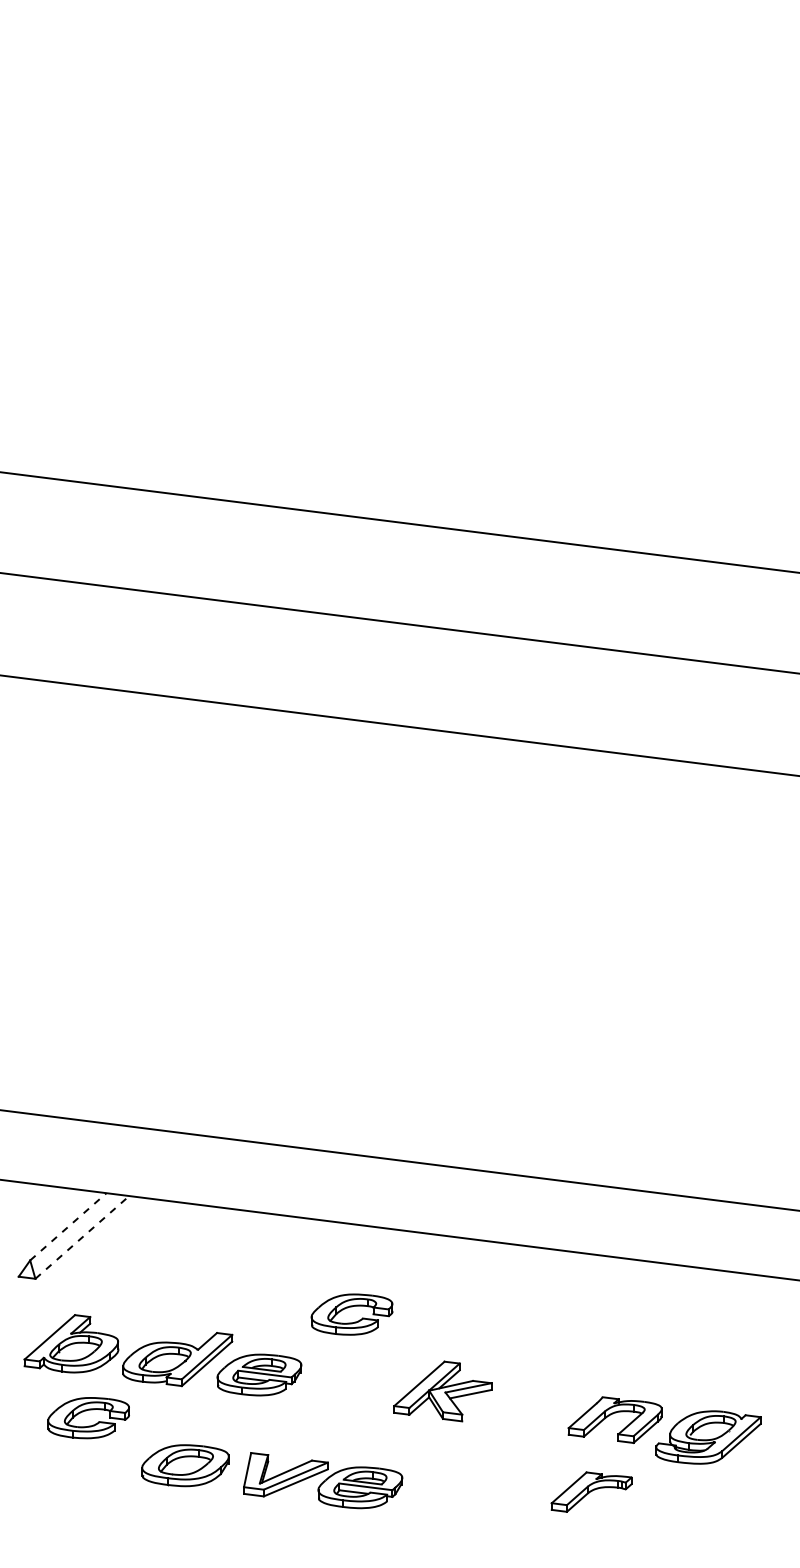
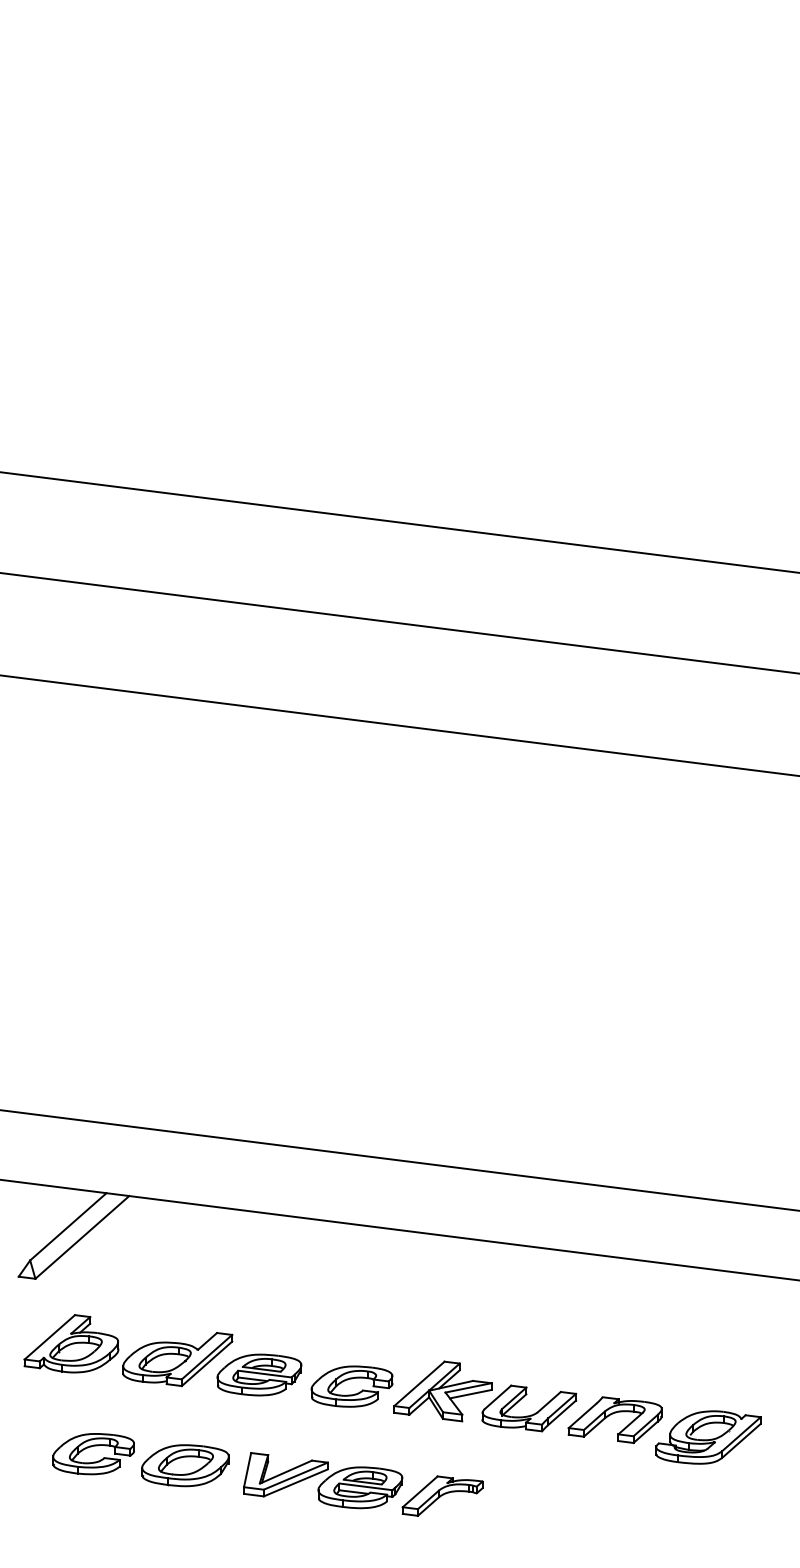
line: dashed -> solid (68, 1226)
line: dashed -> solid (82, 1237)
part position: (351, 1307) -> (351, 1379) (351, 1379)
part: none -> present (530, 1414)
part position: (88, 1425) -> (93, 1461) (93, 1461)
part position: (591, 1491) -> (442, 1495) (442, 1495)
